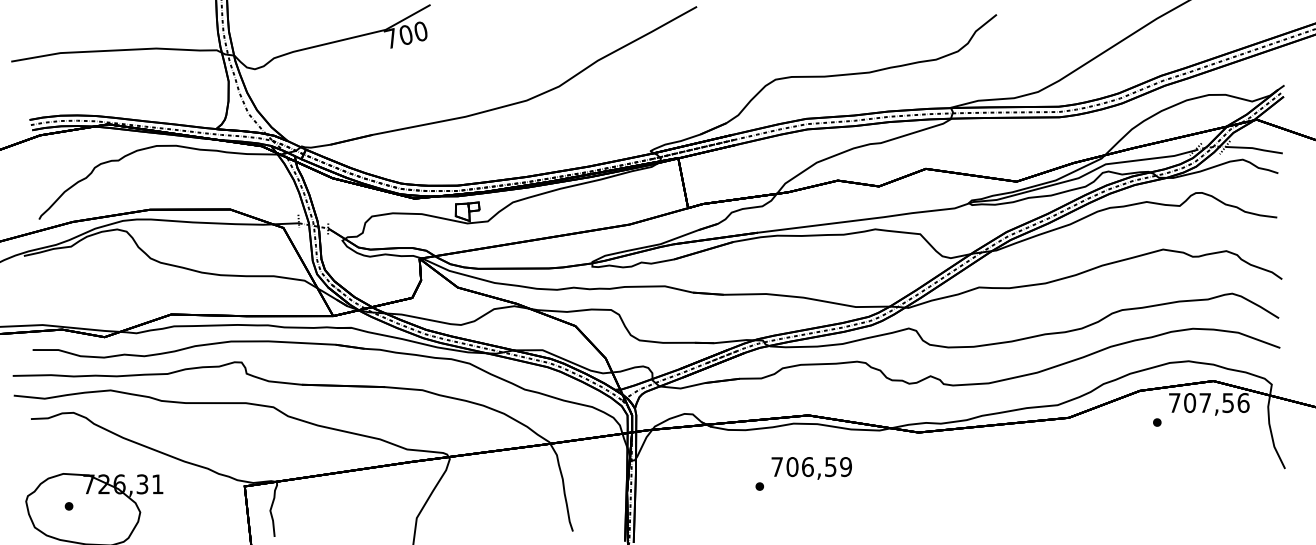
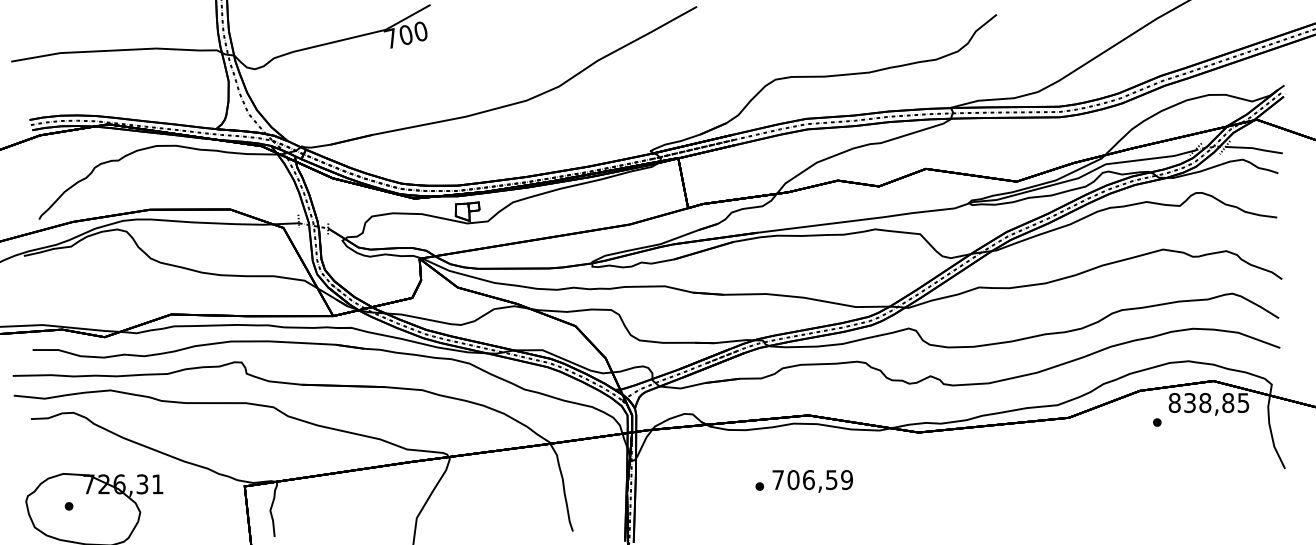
text: 707,56 -> 838,85 (1208, 403)
text position: (811, 468) -> (812, 481) (812, 481)
